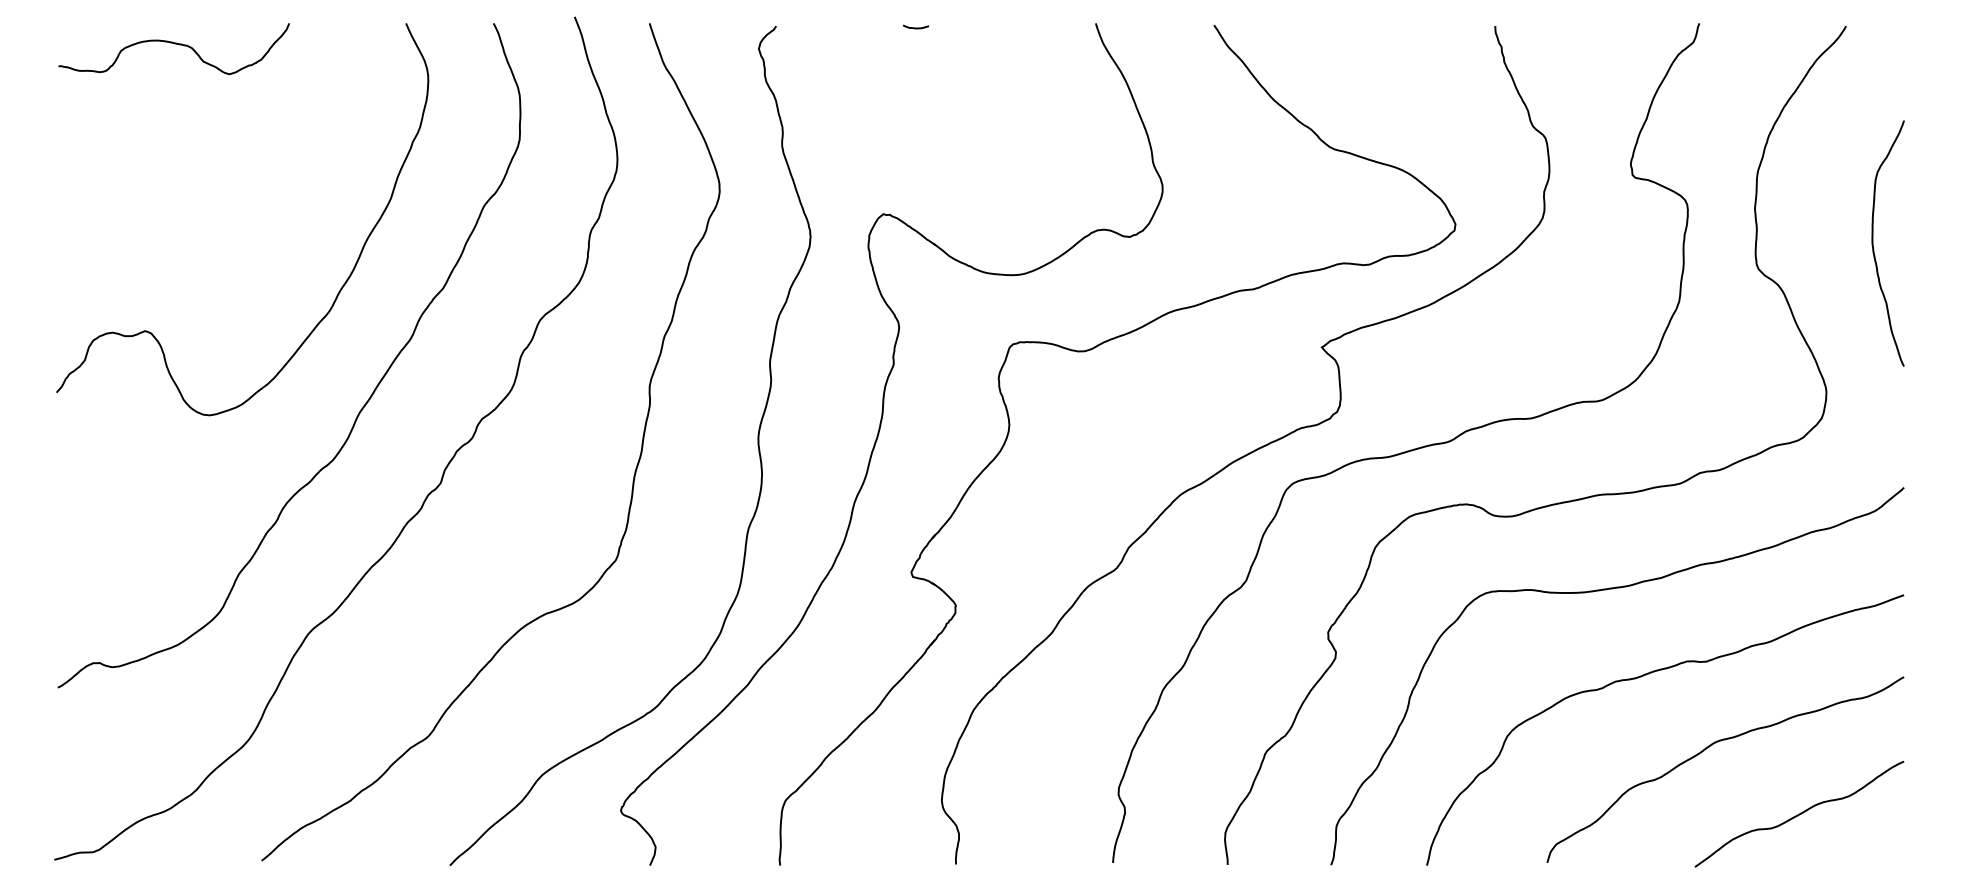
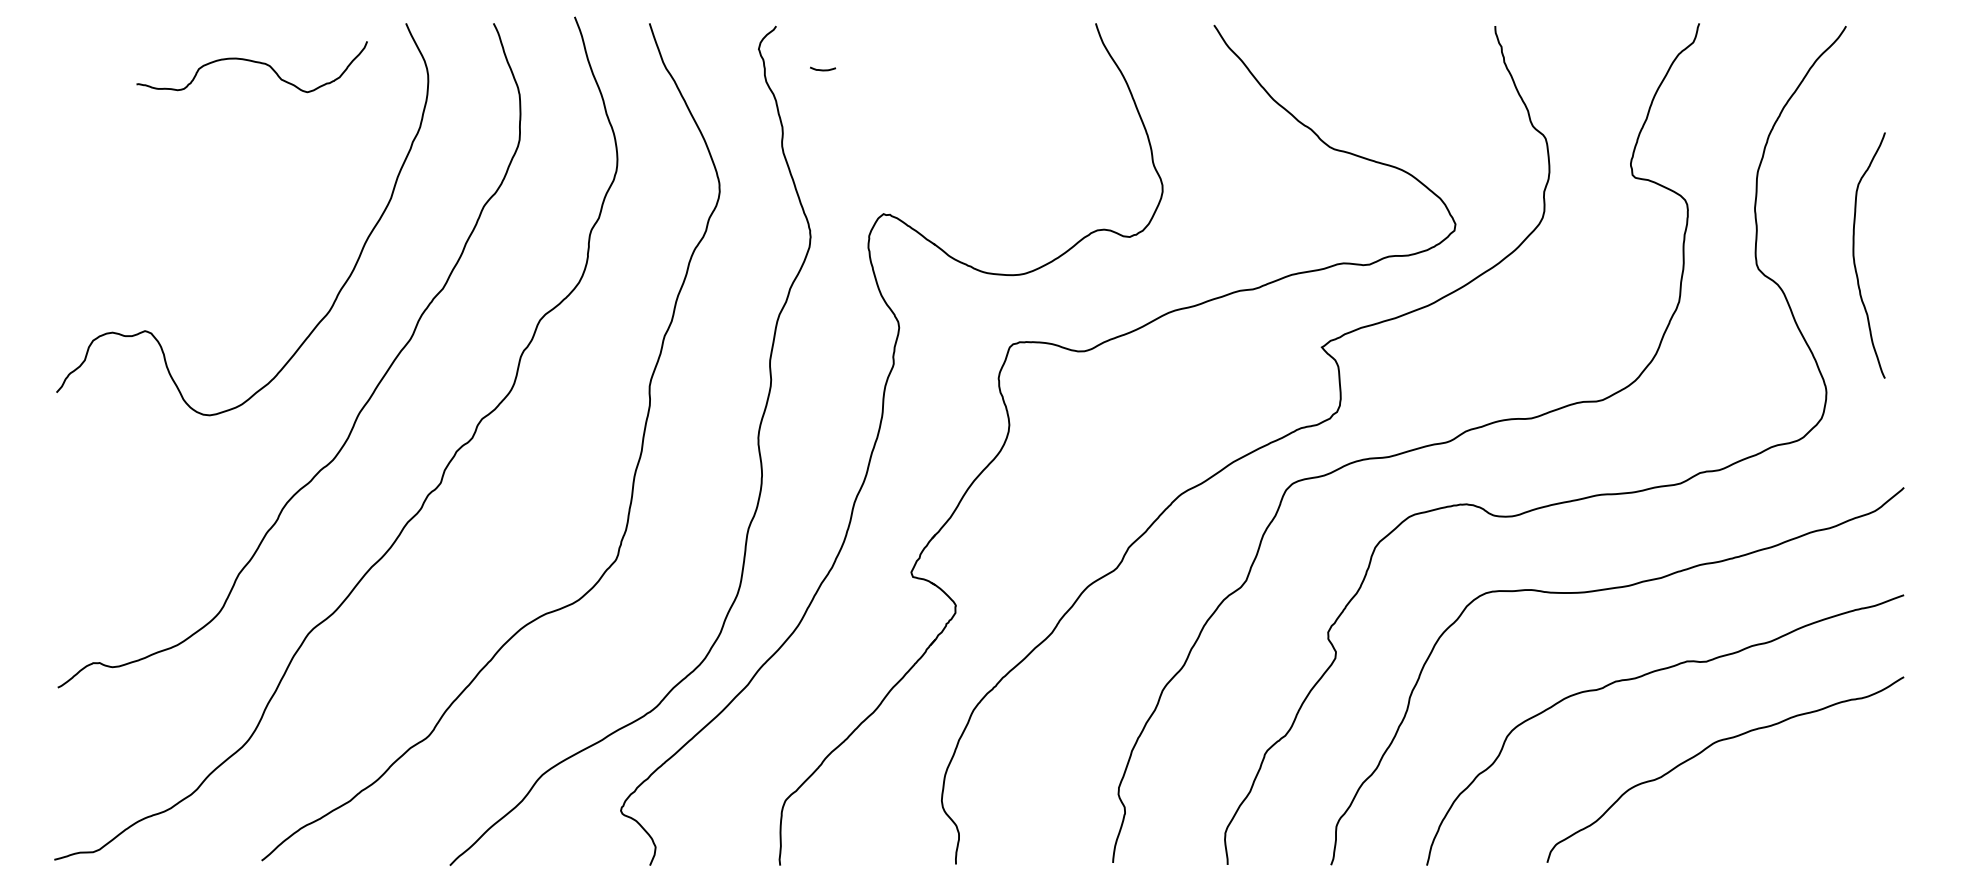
curve position: (916, 27) -> (823, 69) (823, 69)
curve position: (174, 44) -> (252, 62) (252, 62)
curve position: (1873, 243) -> (1854, 255) (1854, 255)
curve: present -> none (1799, 813)
